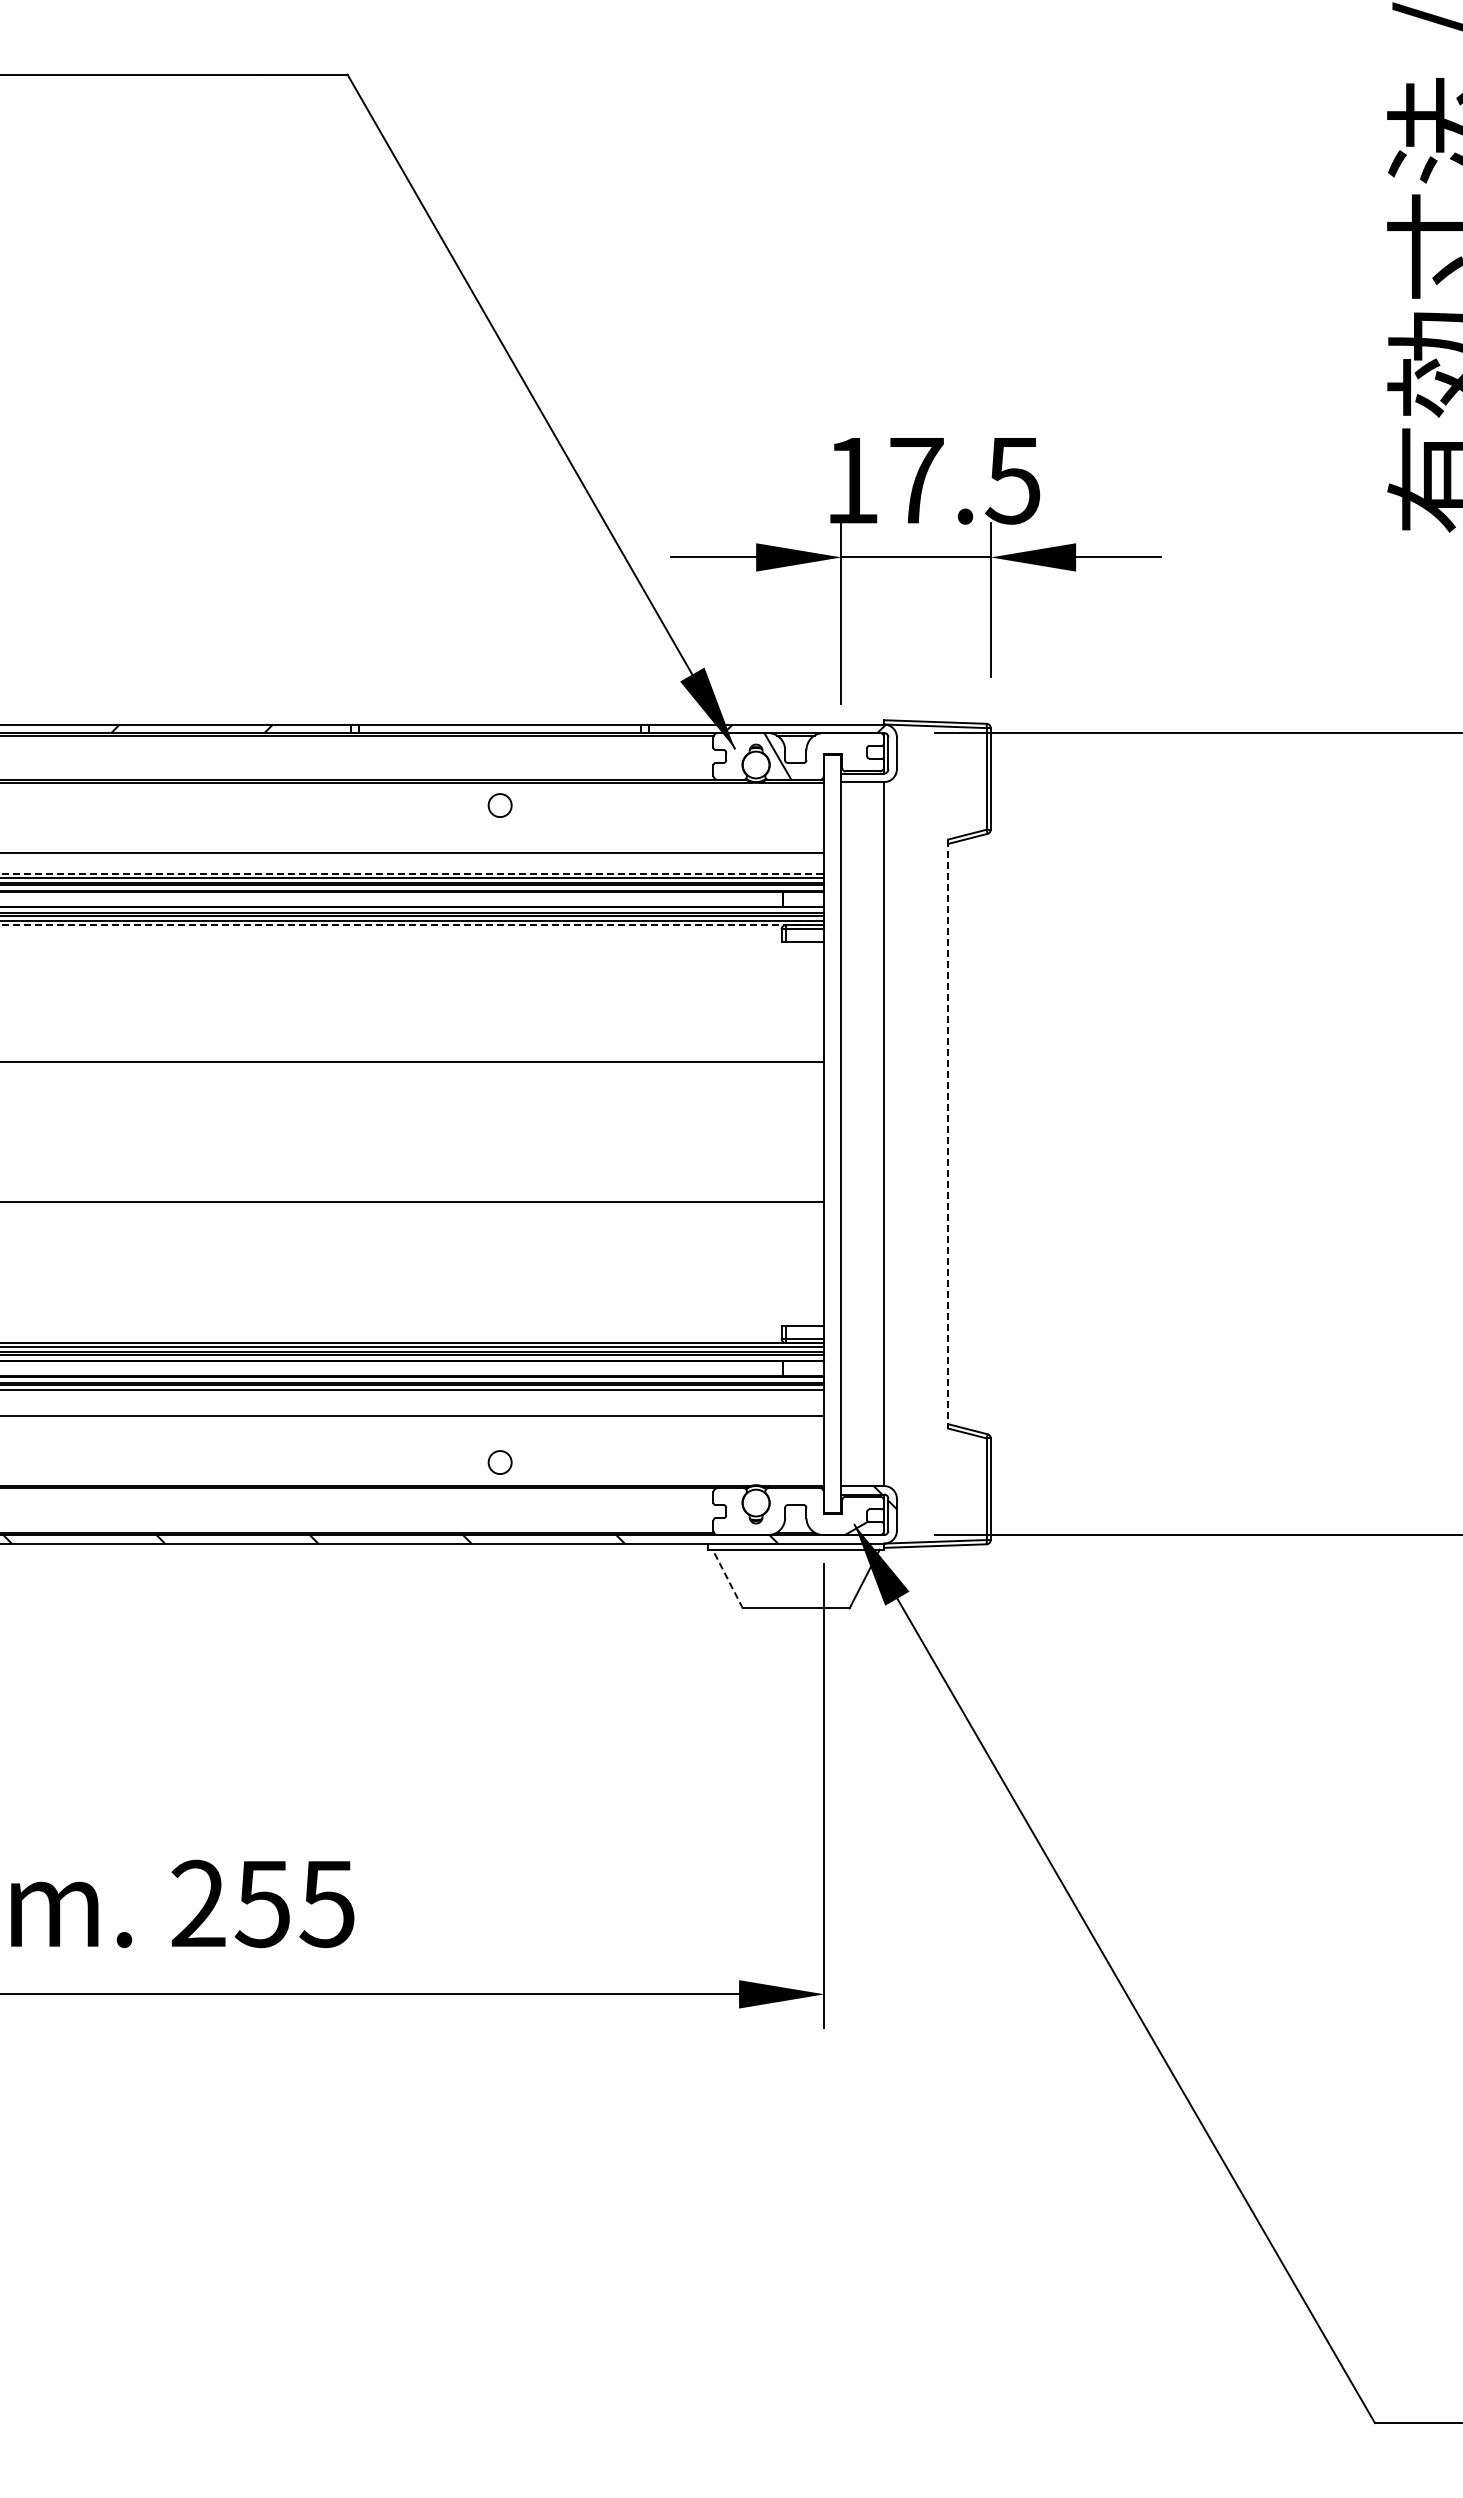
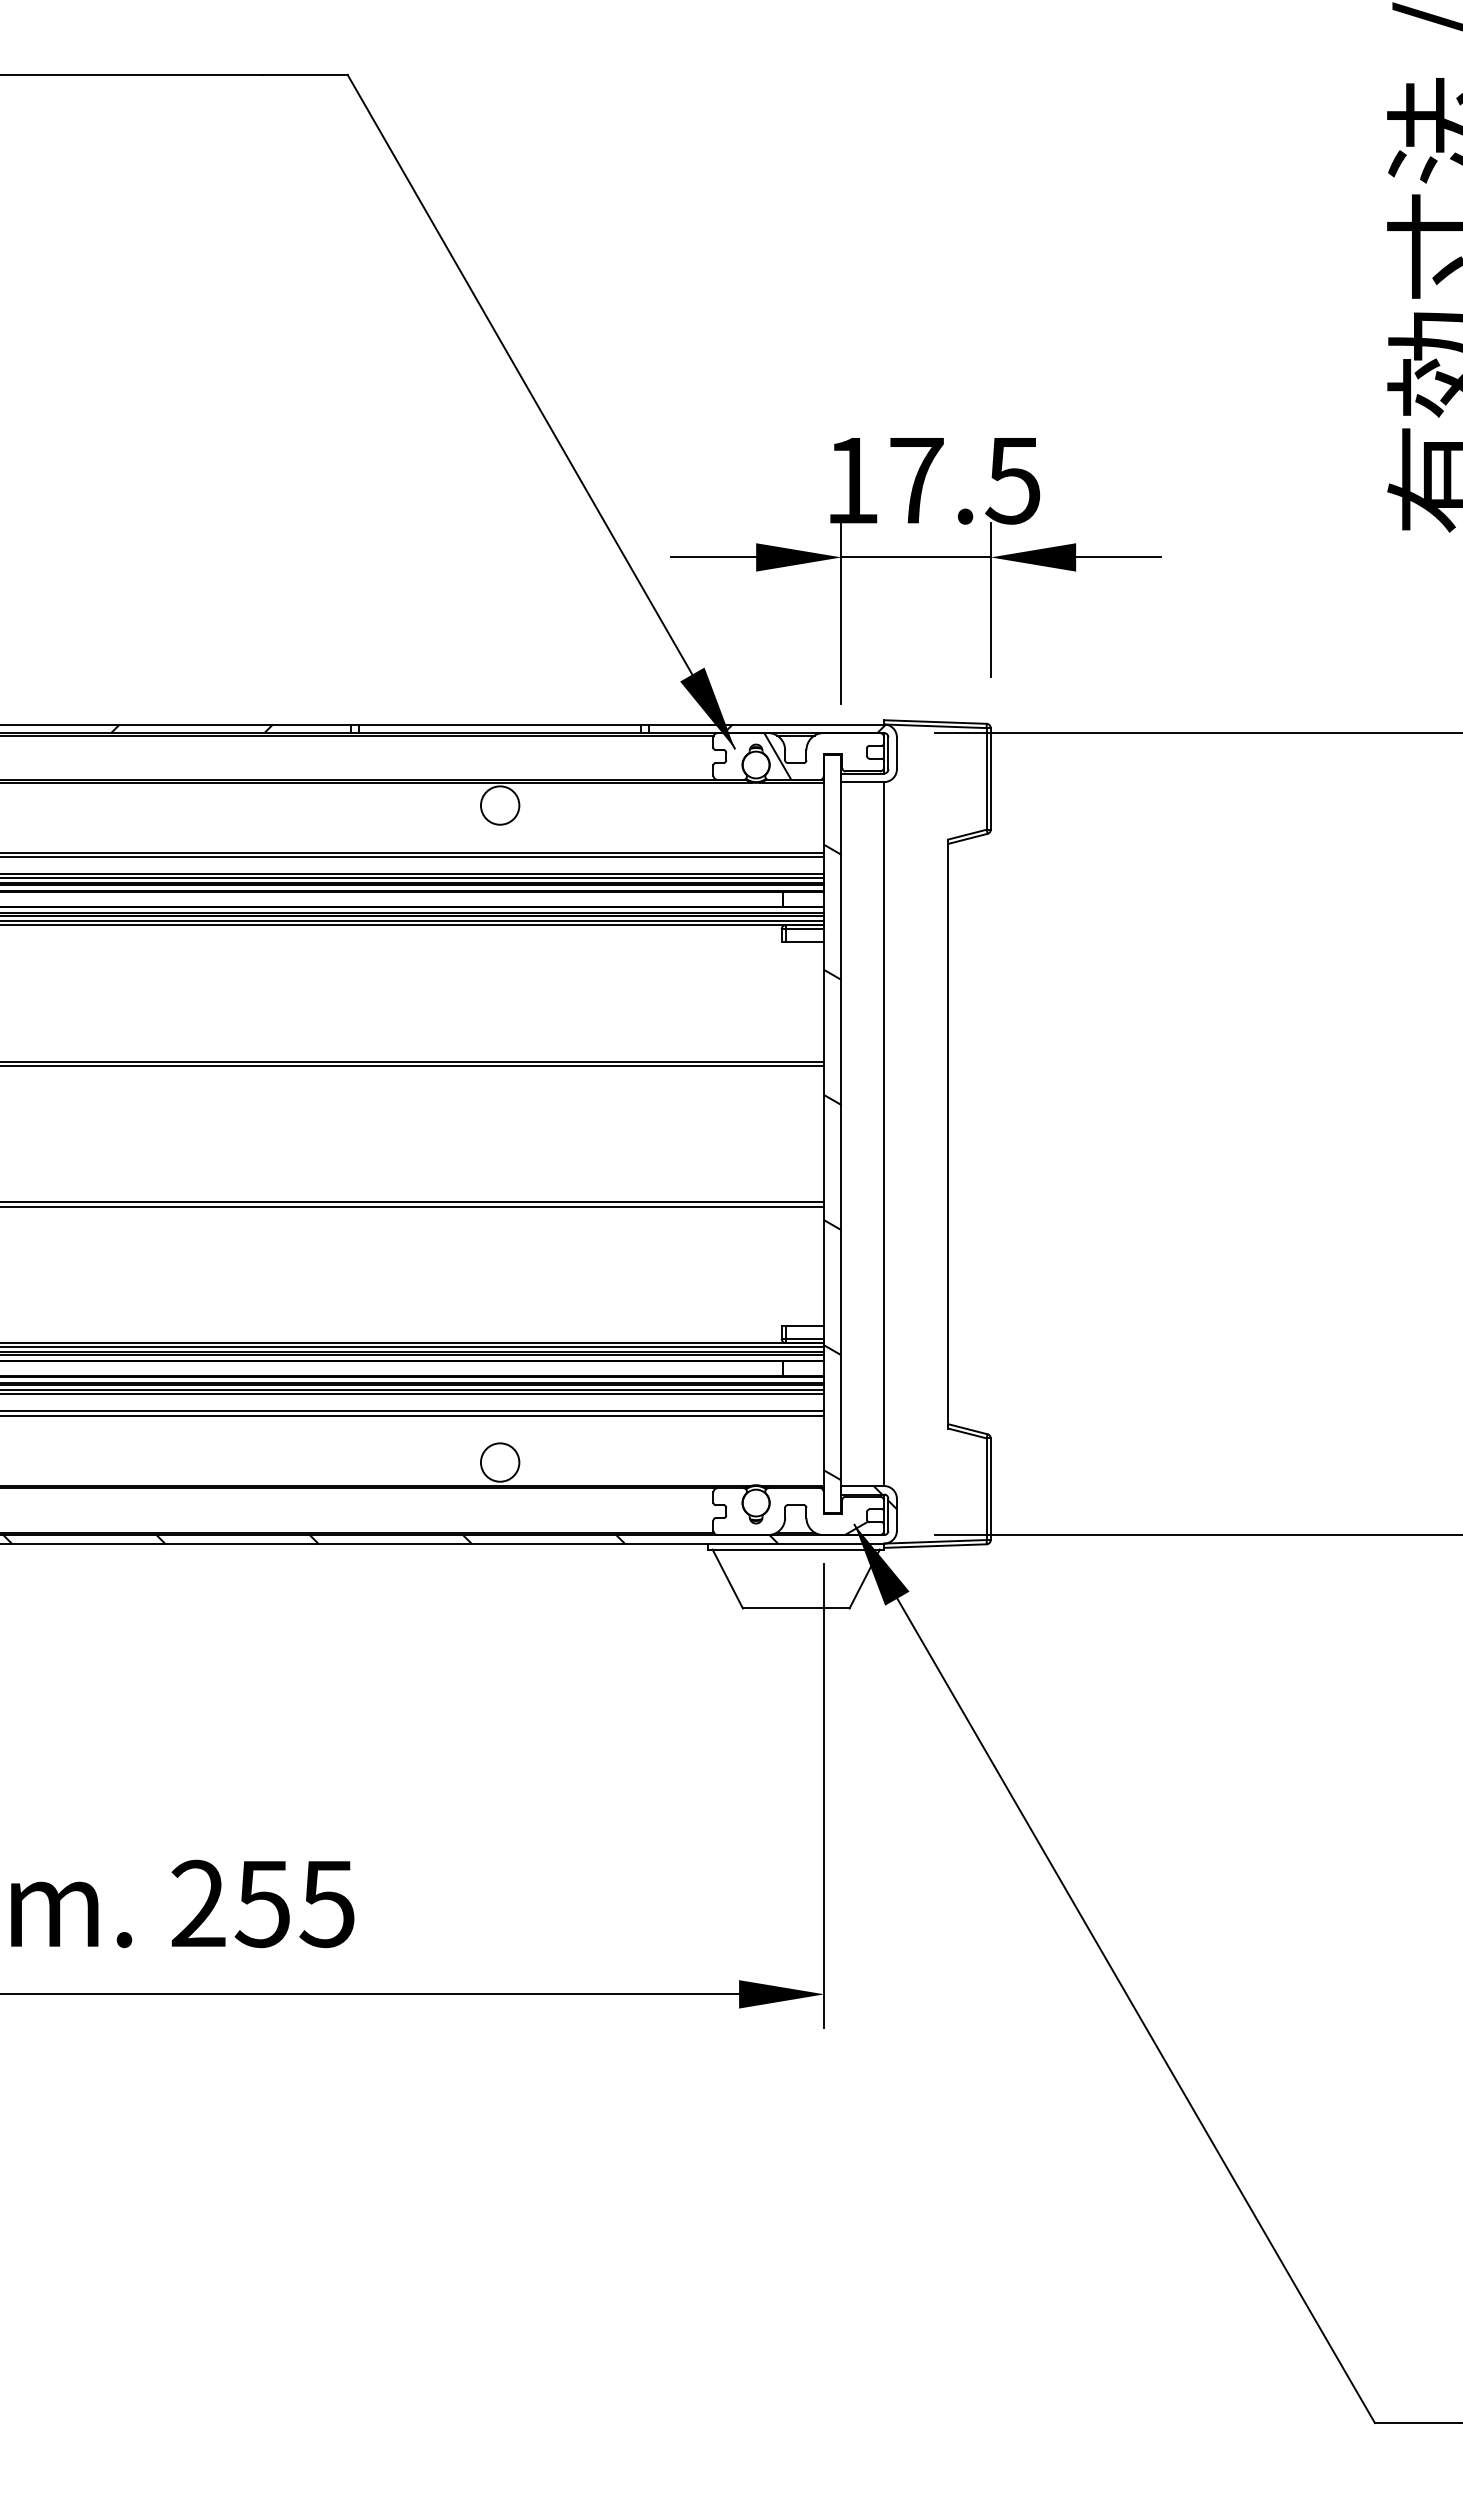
circle diameter: 23 px -> 38 px (499, 805)
line: none -> present (413, 856)
line: dashed -> solid (412, 873)
line: dashed -> solid (412, 925)
line: none -> present (413, 1065)
line: dashed -> solid (948, 1134)
hatch: none -> present (832, 1162)
line: none -> present (413, 1206)
line: none -> present (413, 1394)
line: none -> present (413, 1411)
circle diameter: 23 px -> 38 px (499, 1462)
line: dashed -> solid (727, 1578)
